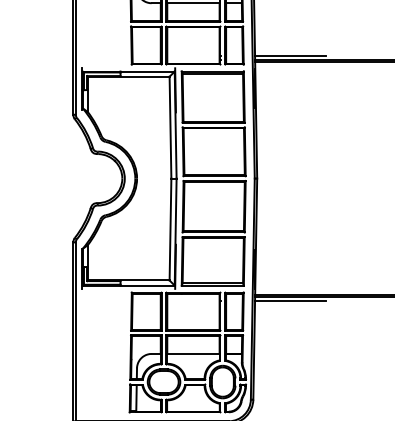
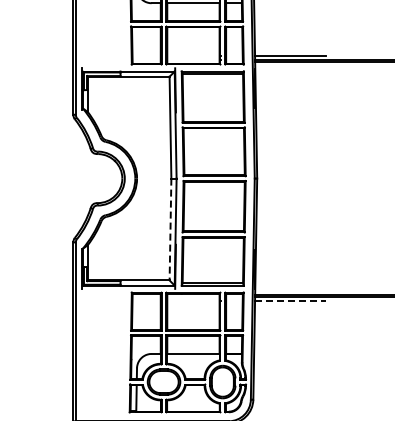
line: solid -> dashed (170, 229)
line: solid -> dashed (290, 301)
